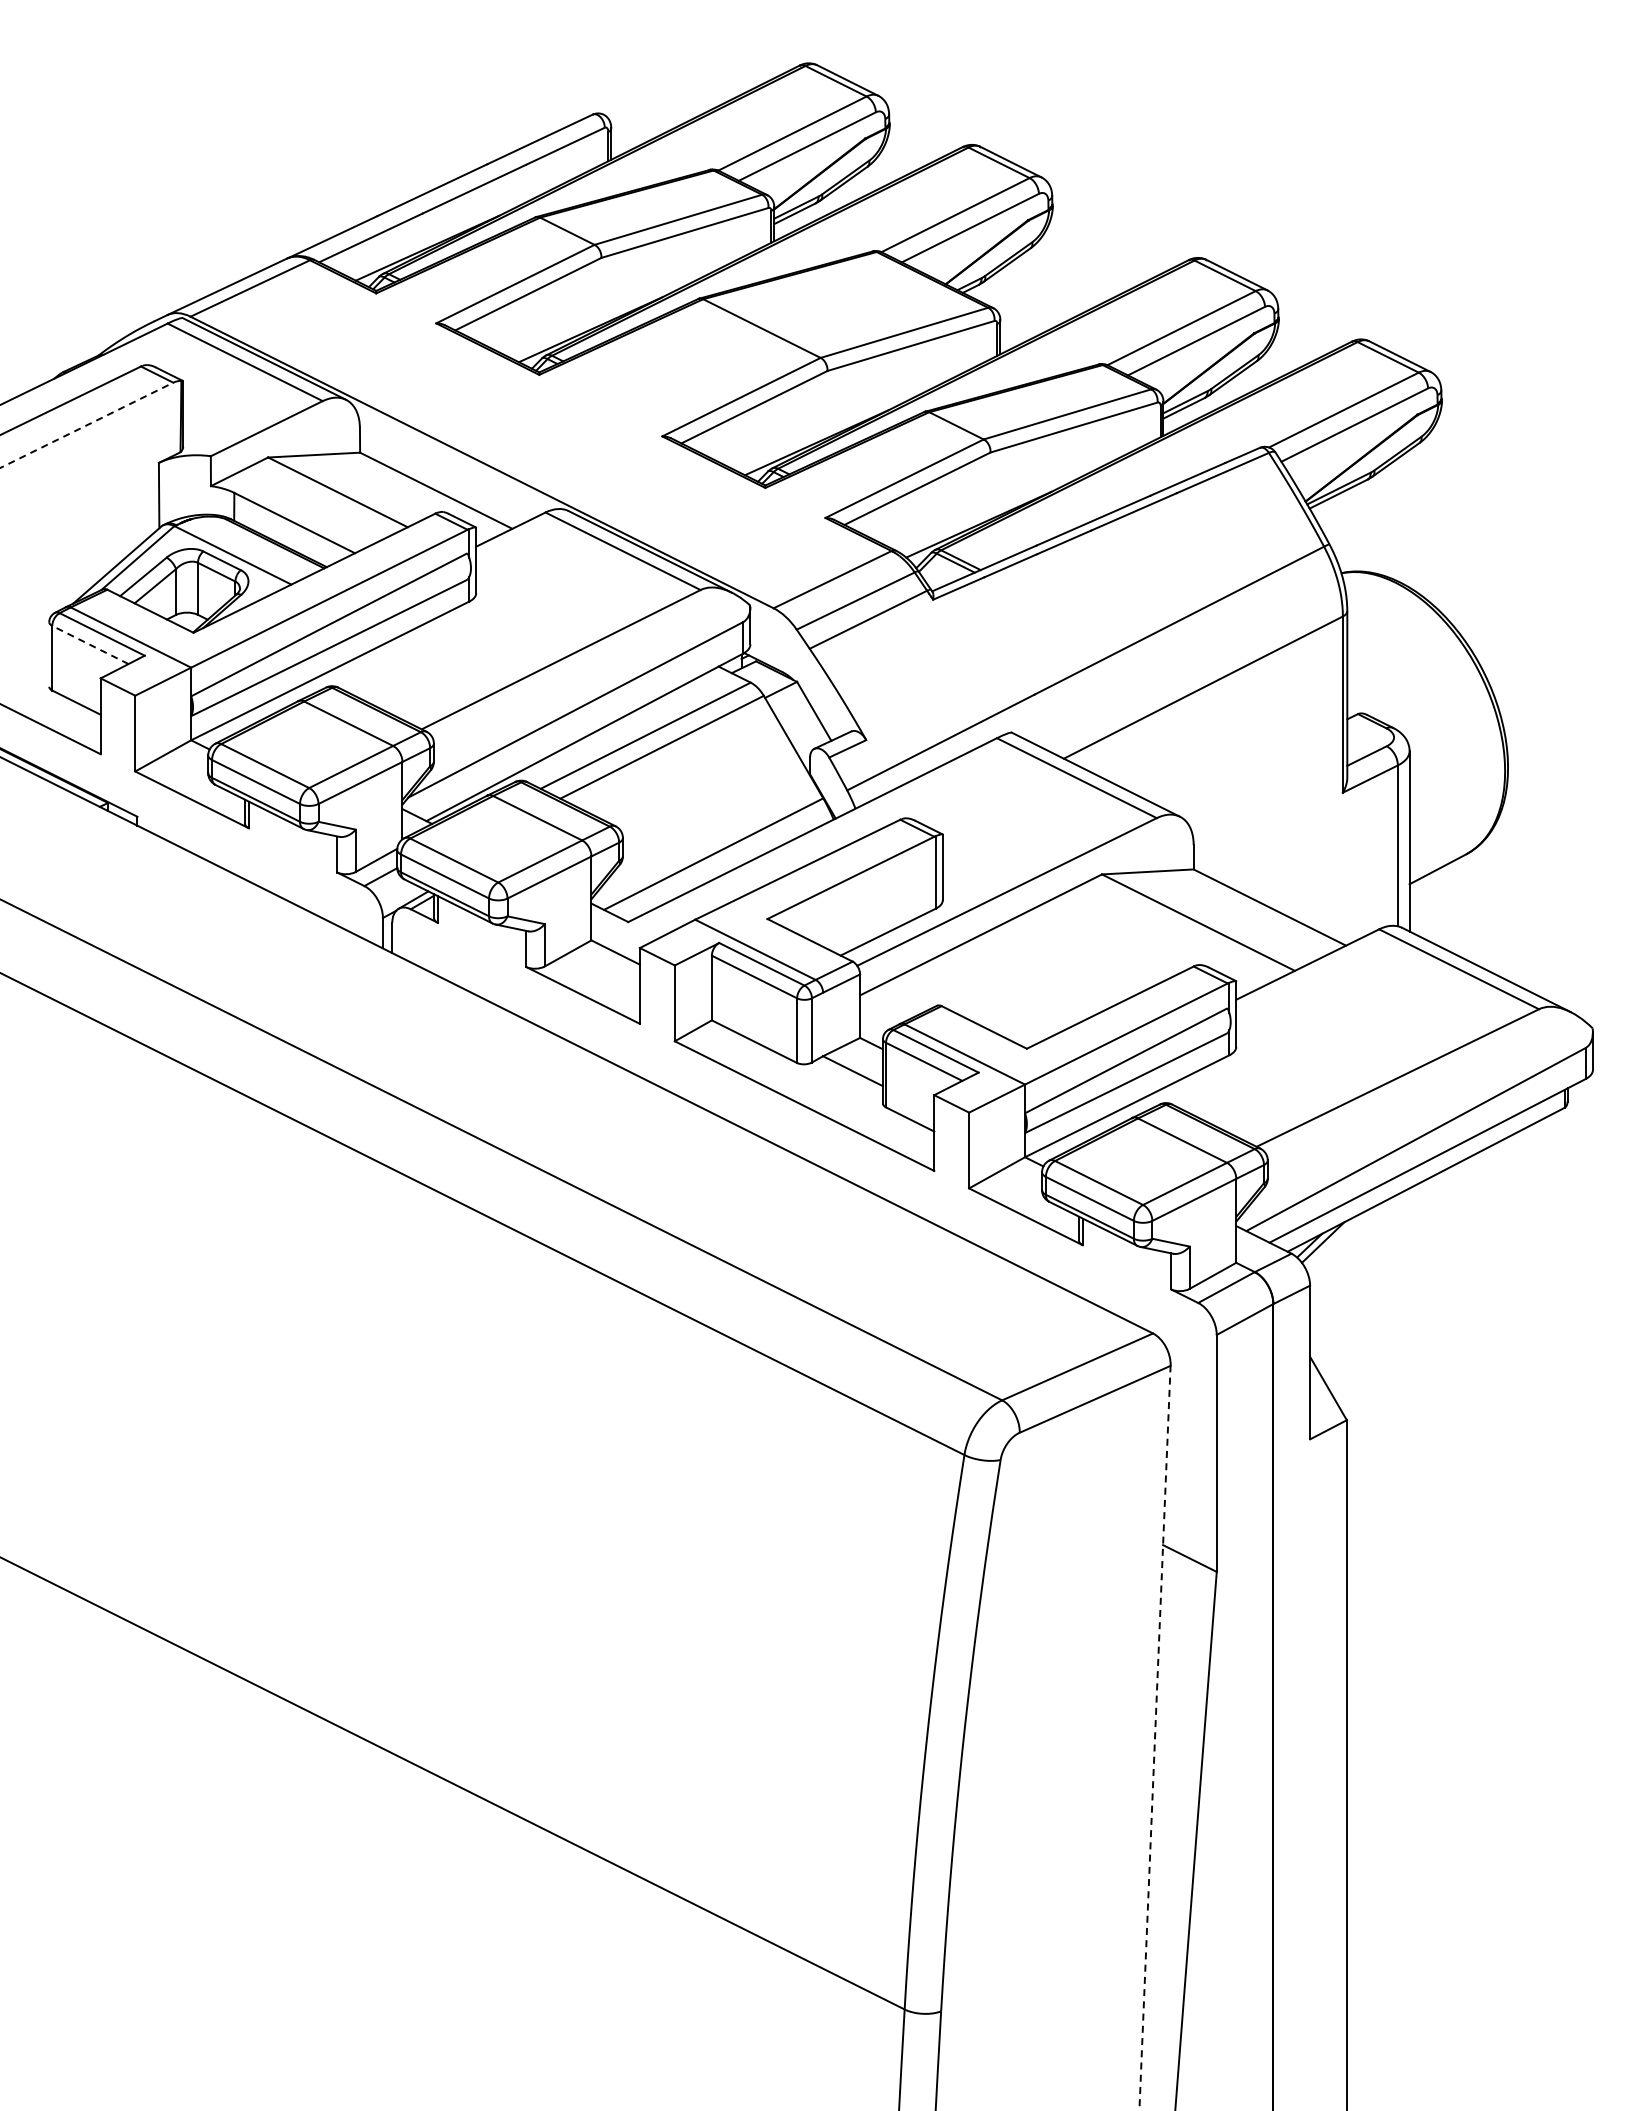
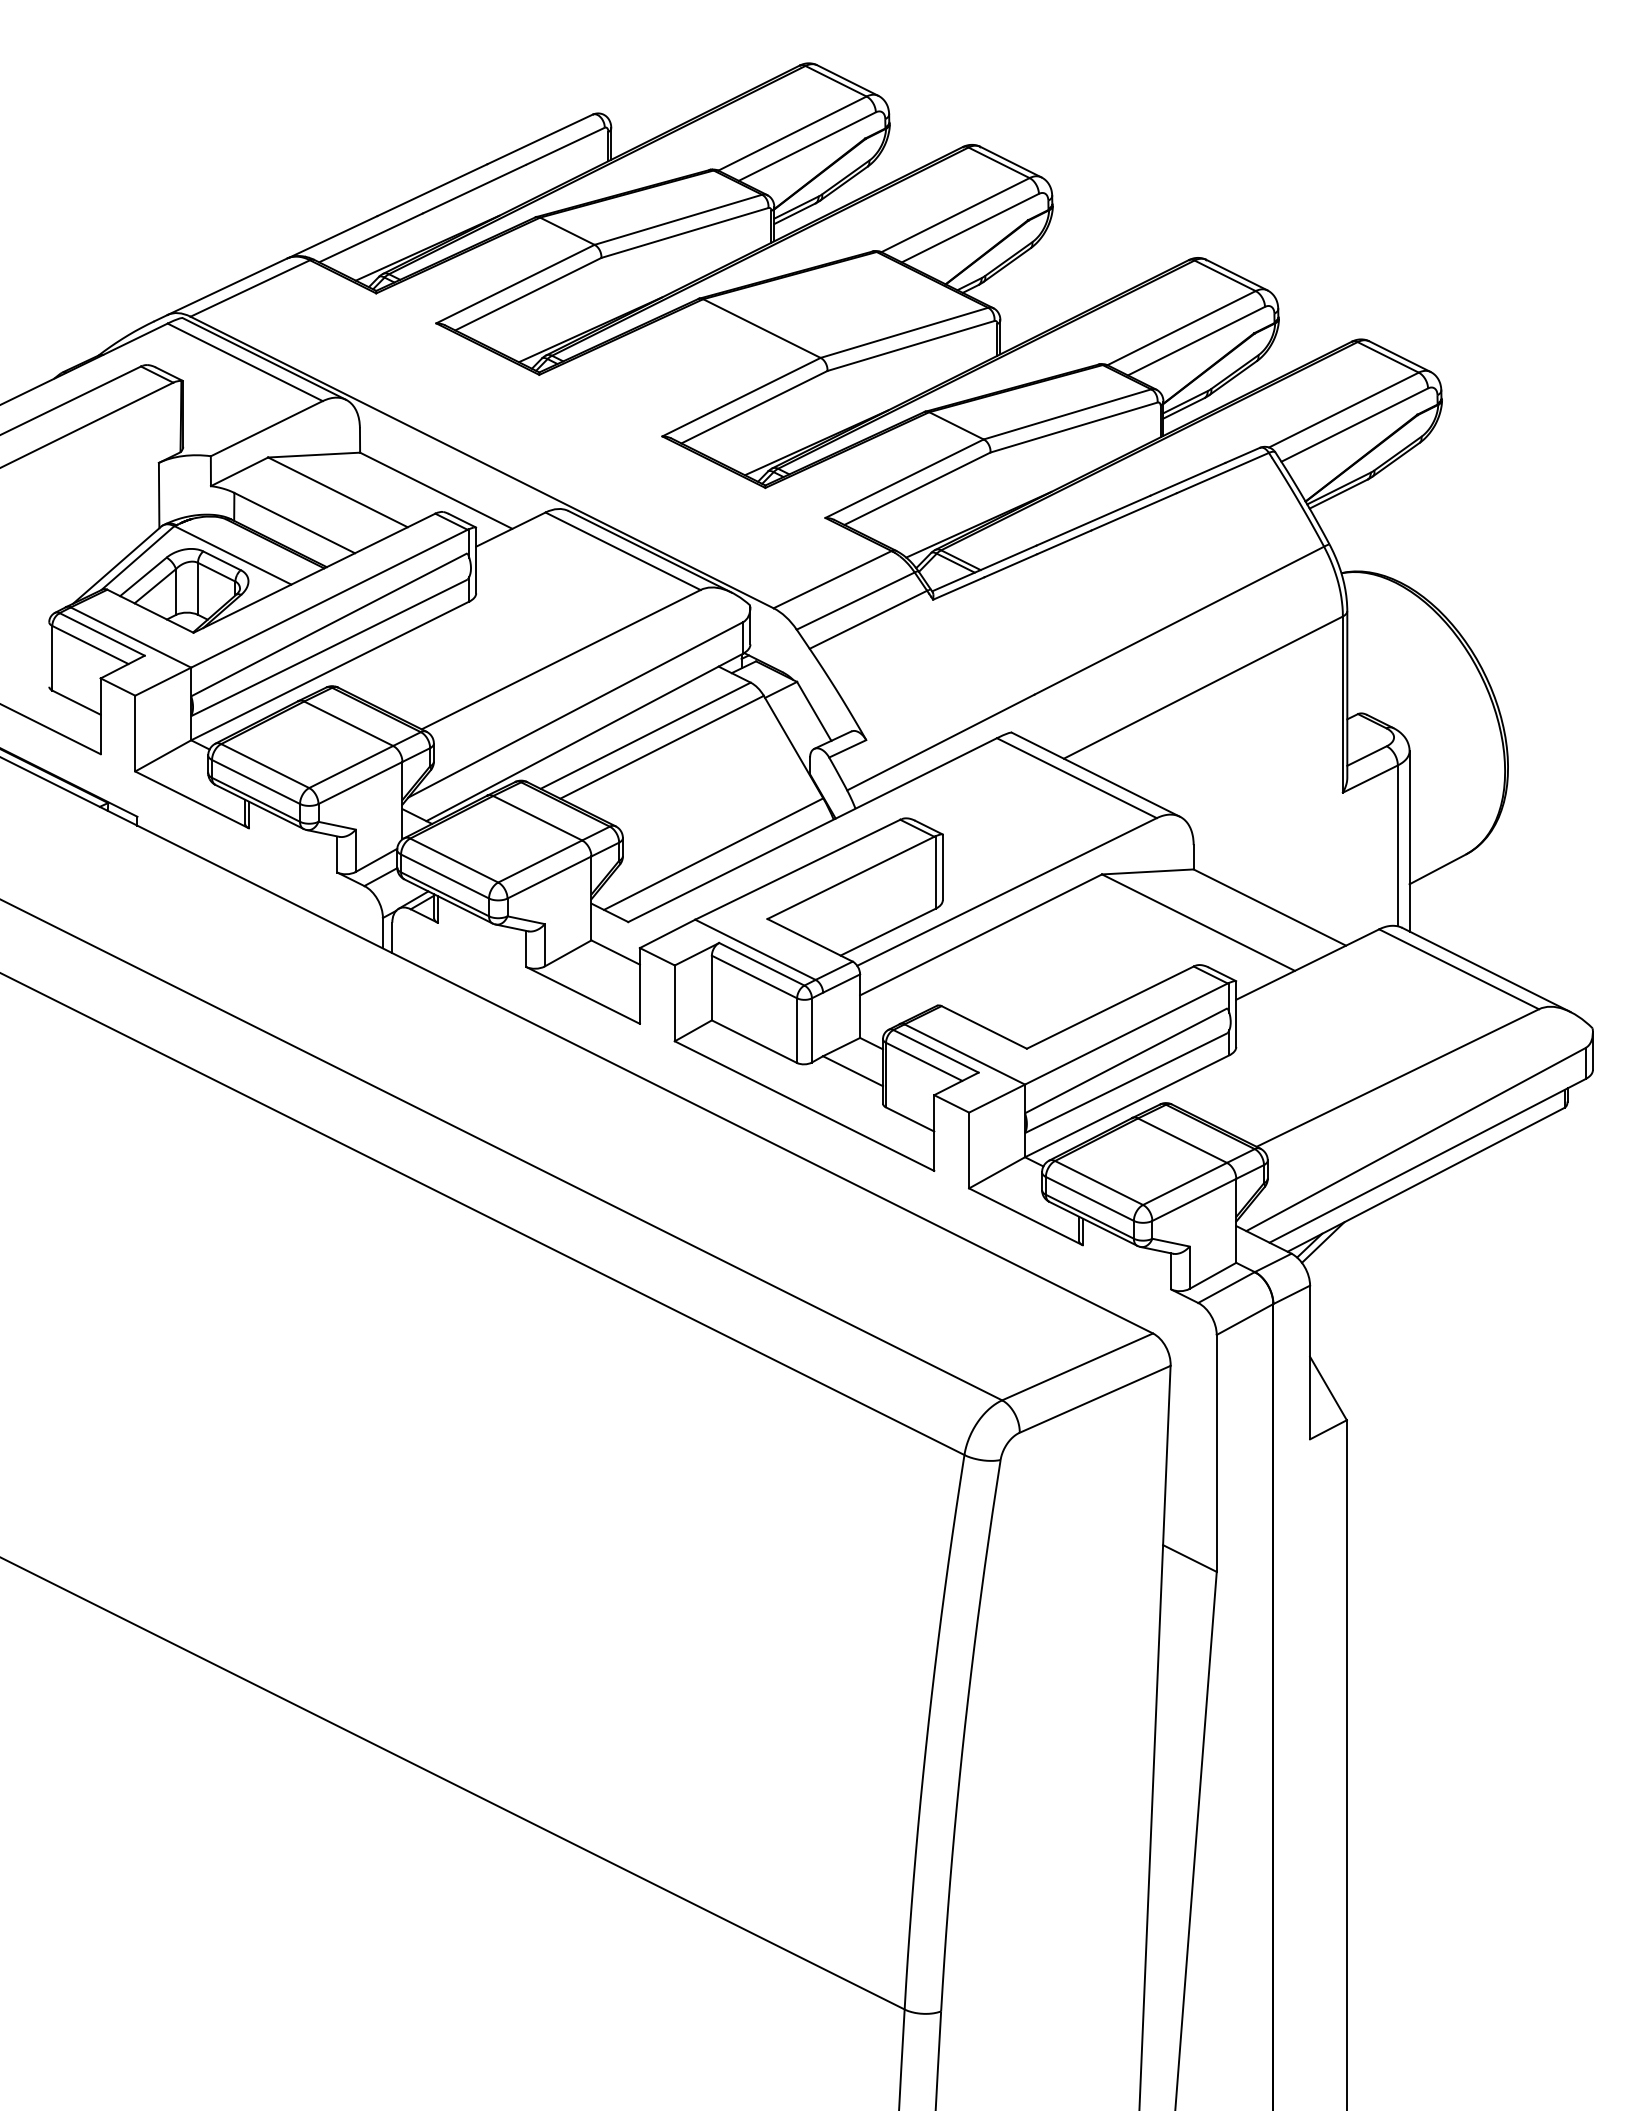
line: dashed -> solid (87, 425)
line: dashed -> solid (90, 645)
line: dashed -> solid (1155, 1737)
